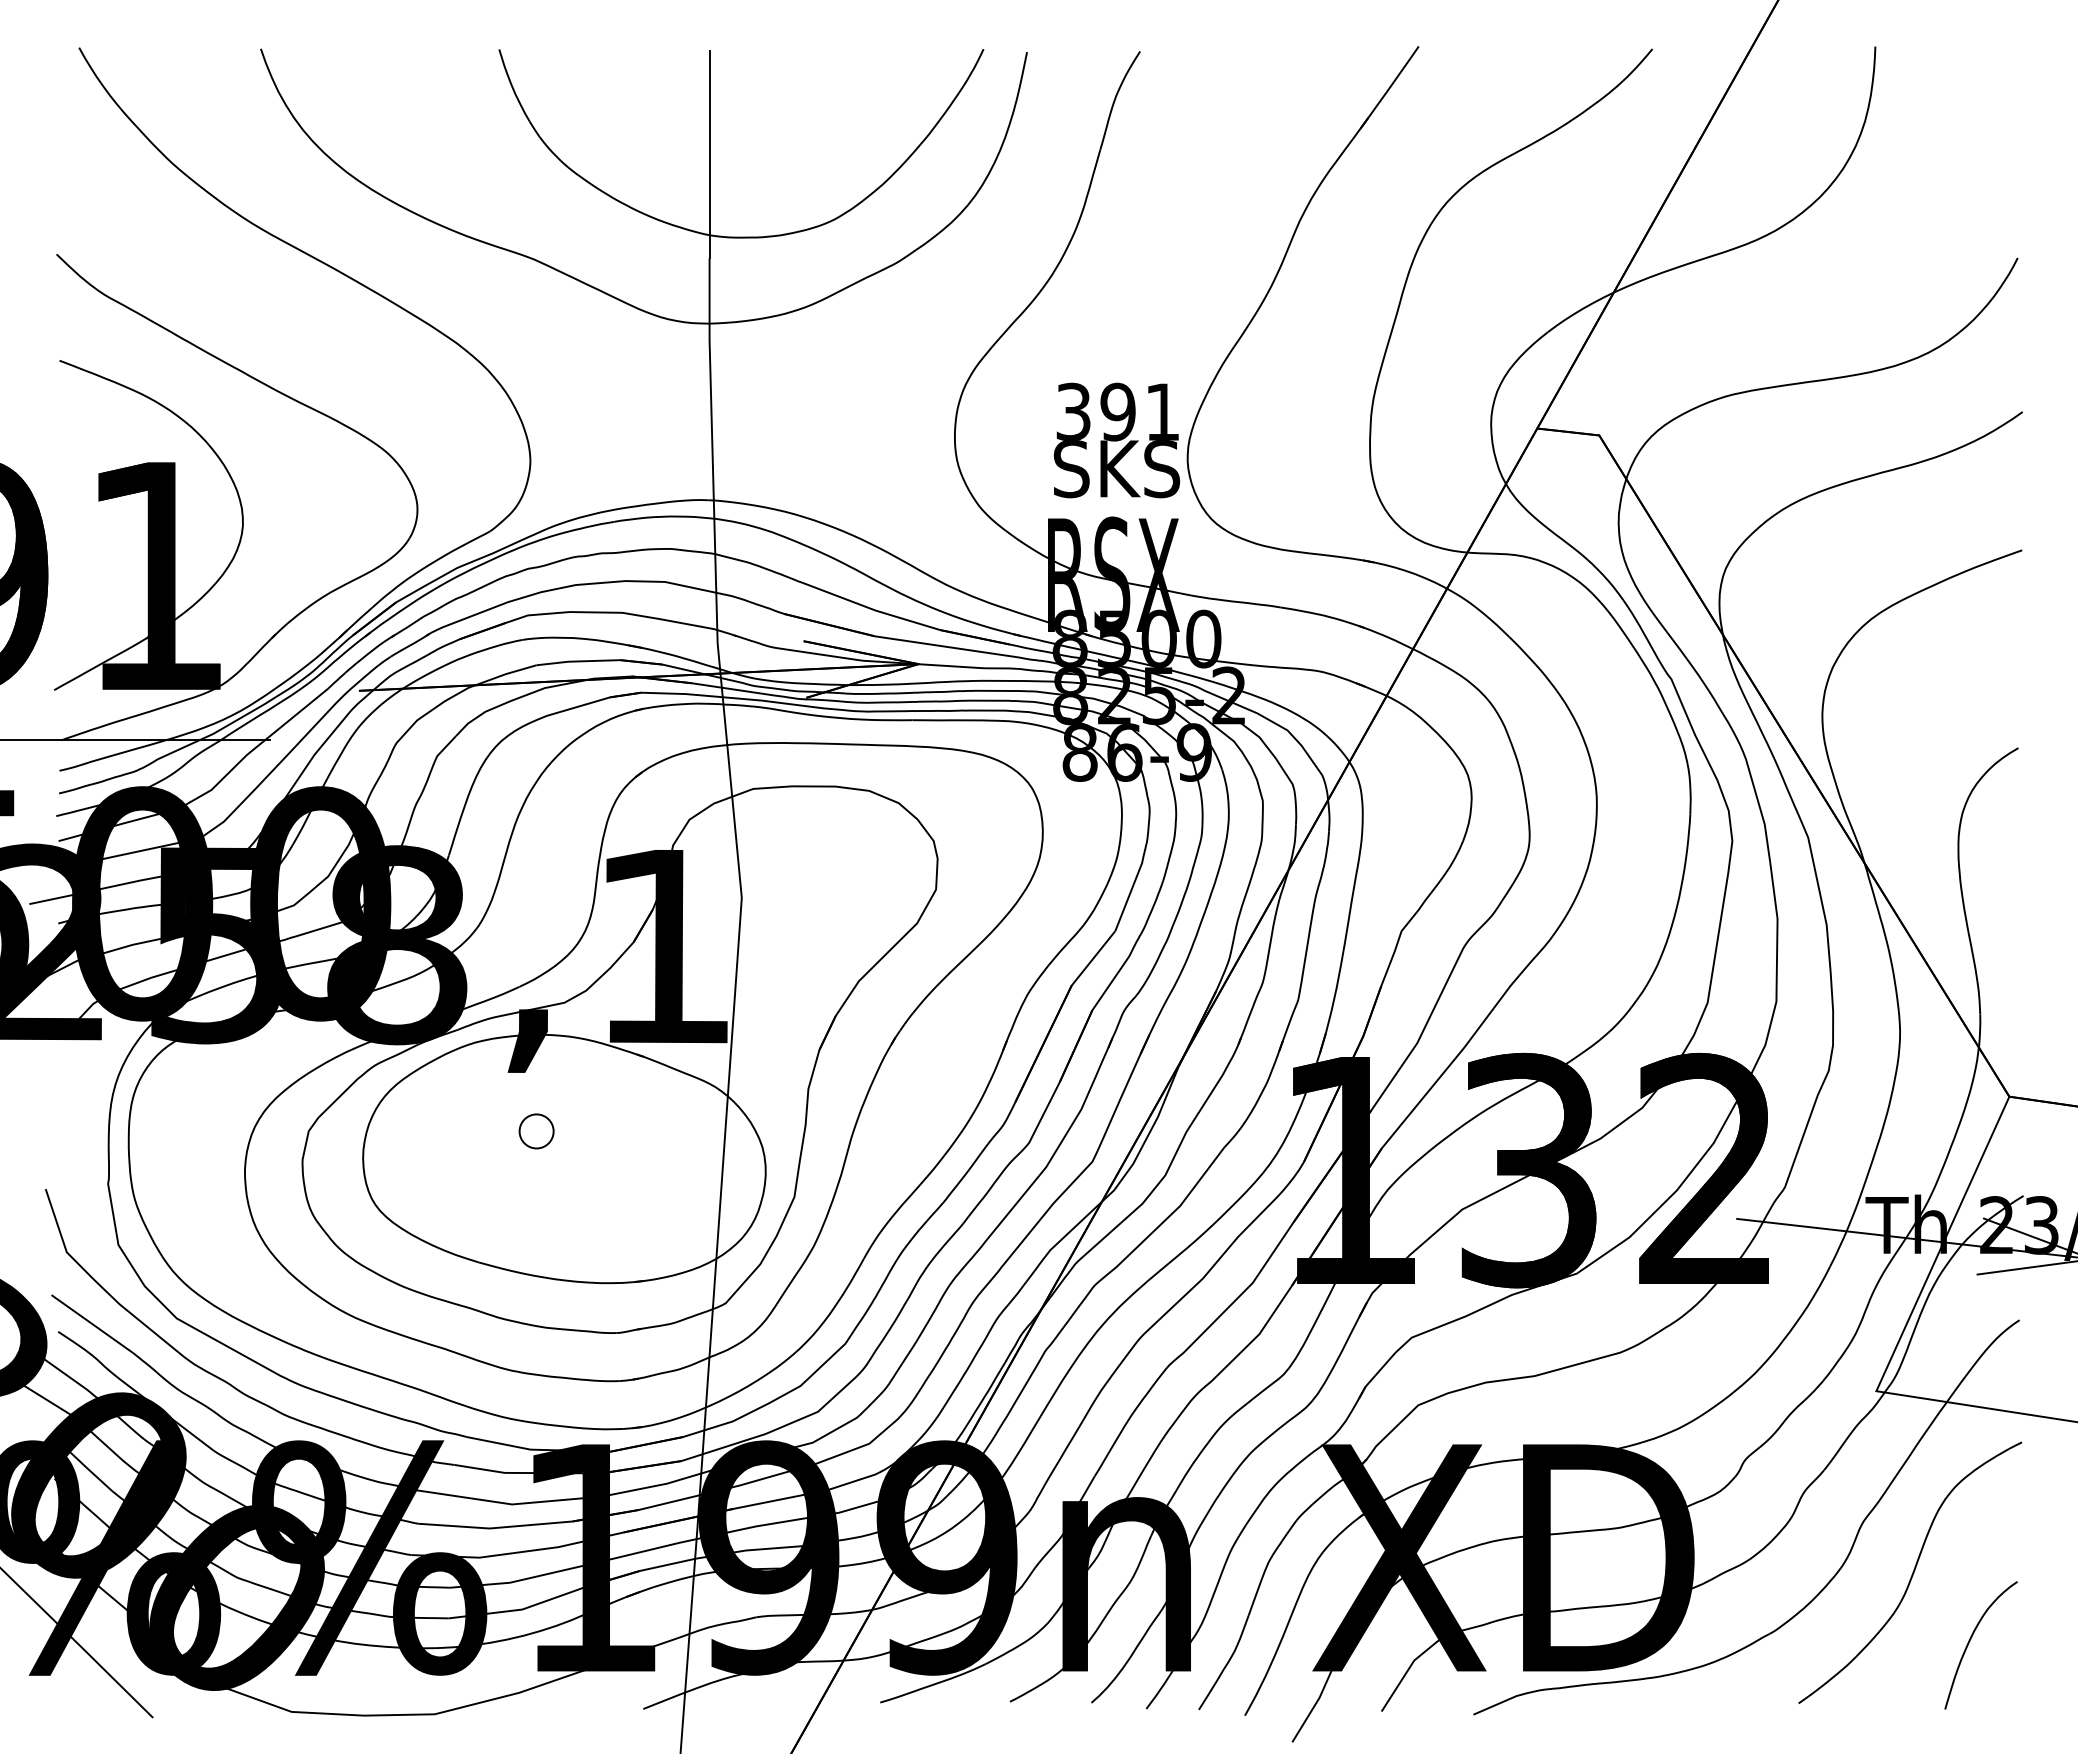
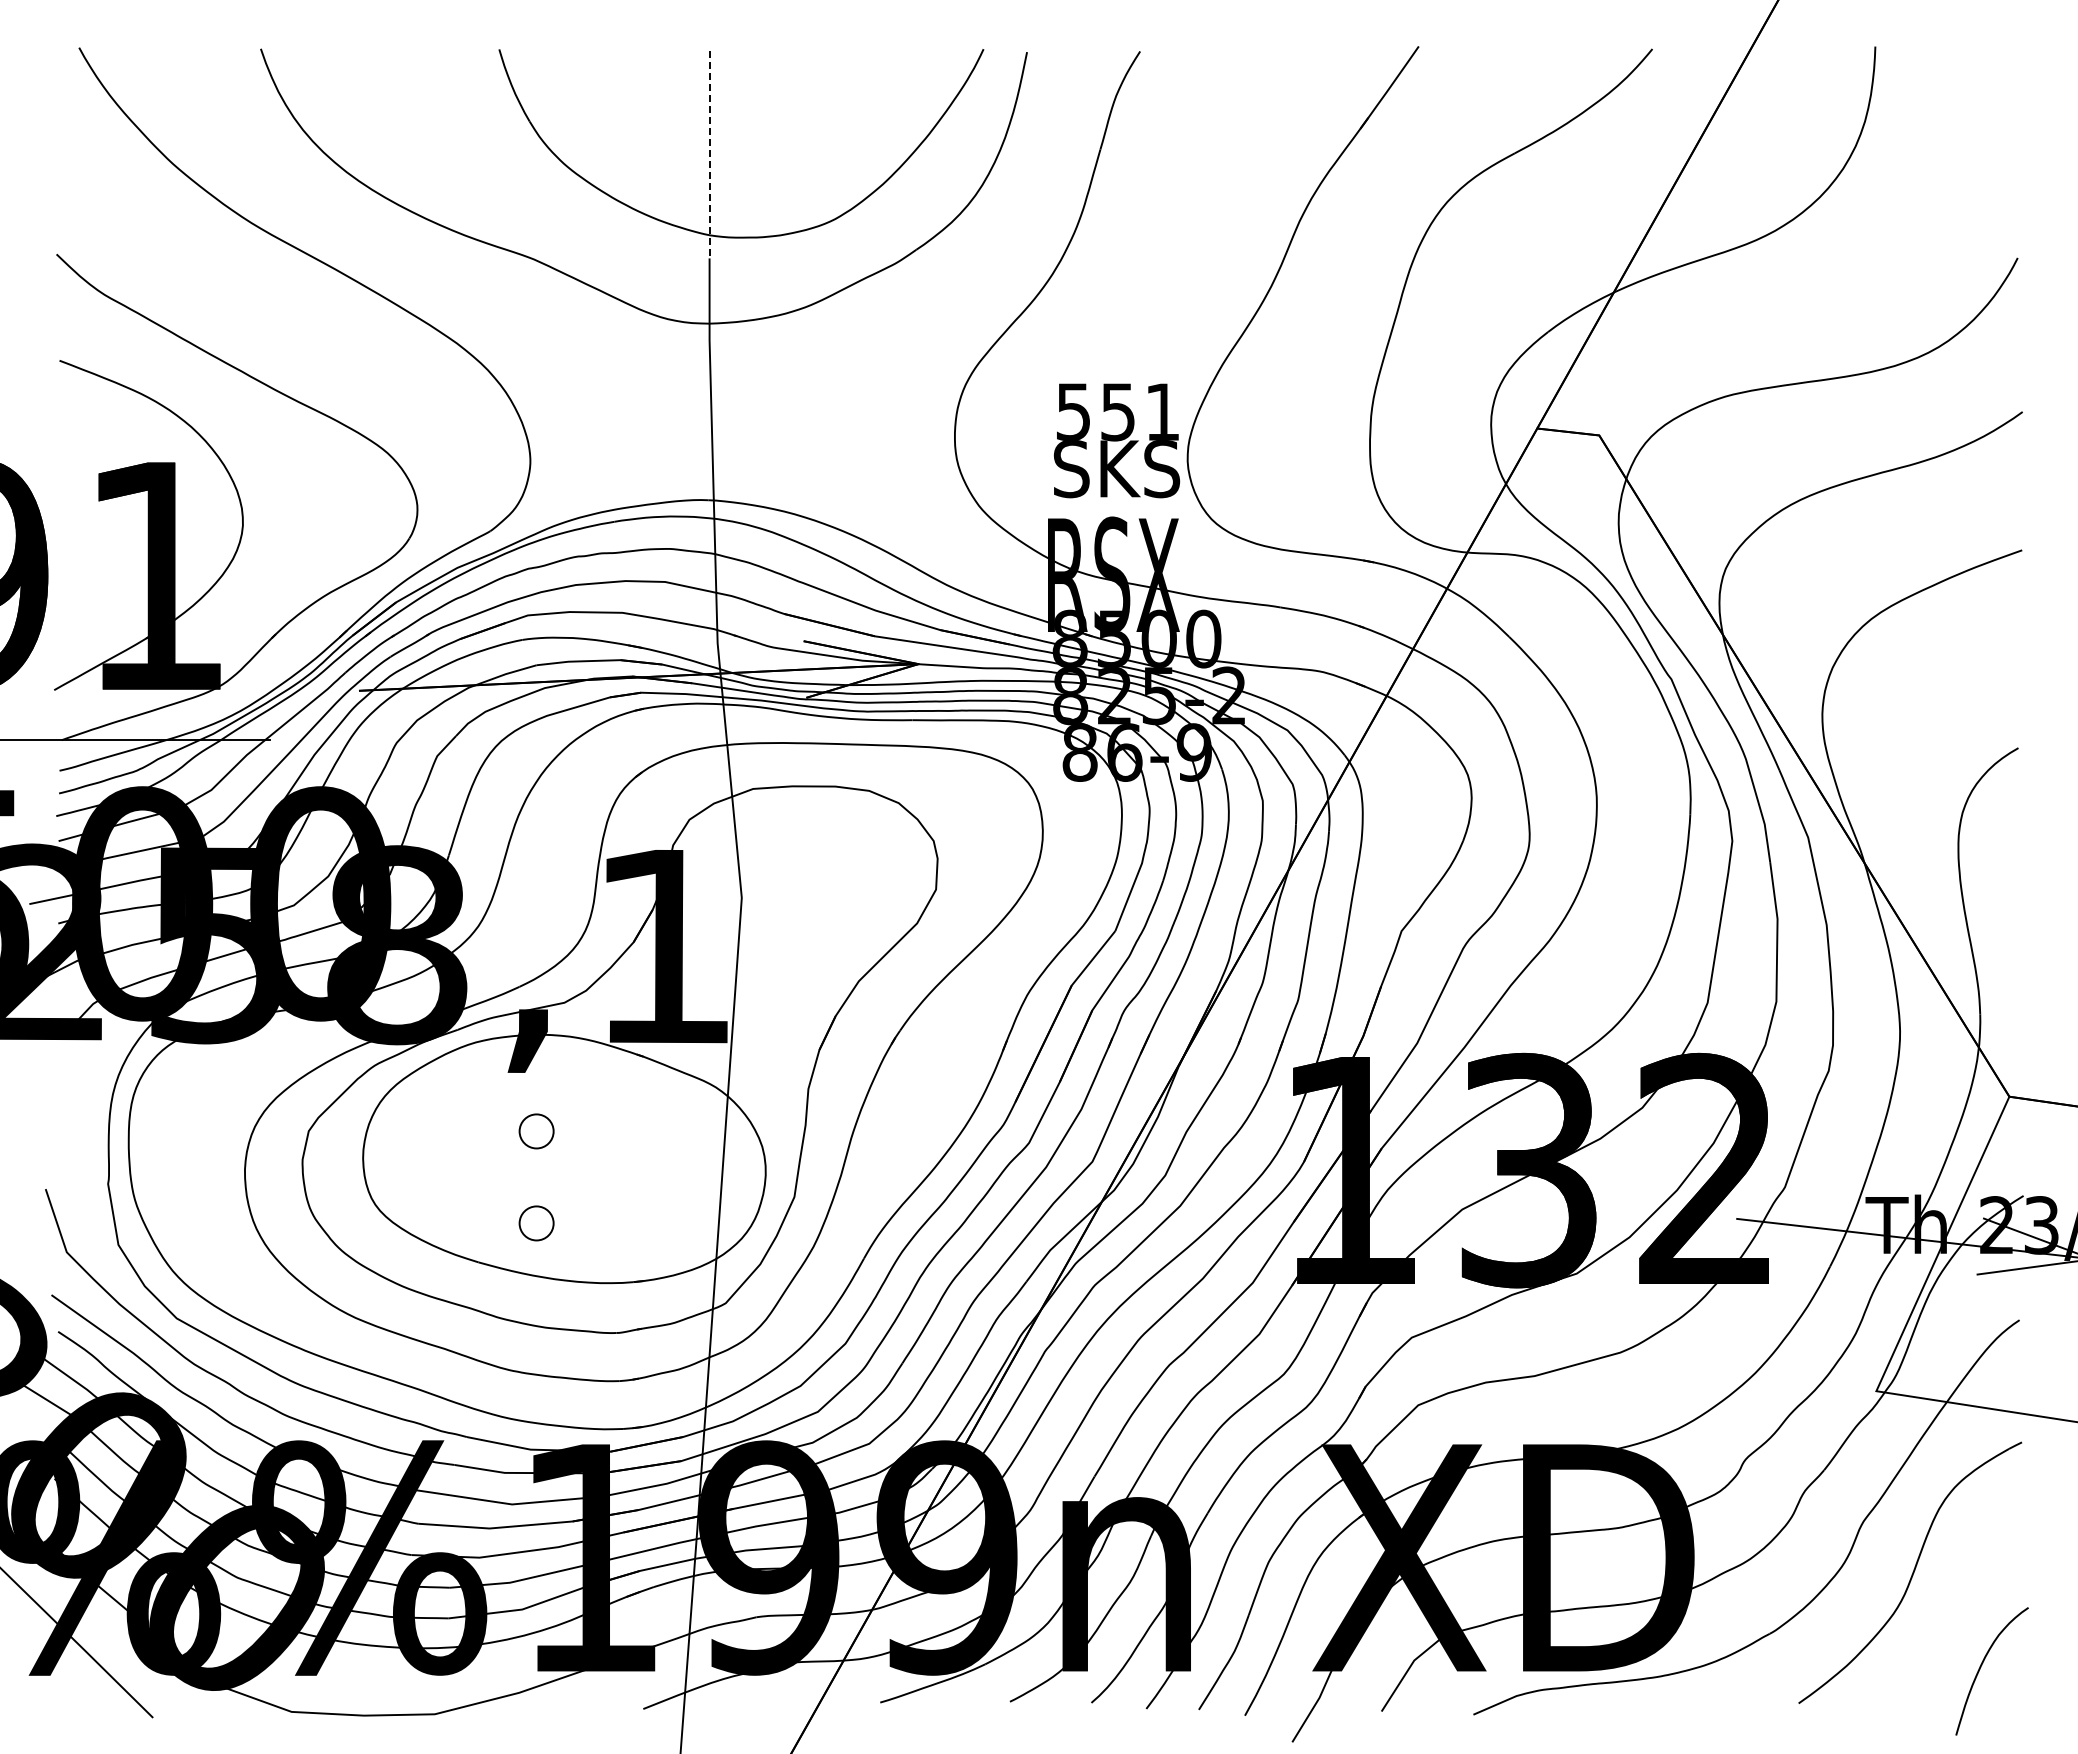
line: solid -> dashed (709, 154)
text: 391 -> 551 (1096, 411)
part: none -> present (536, 1223)
curve position: (1970, 1641) -> (1981, 1667) (1981, 1667)
